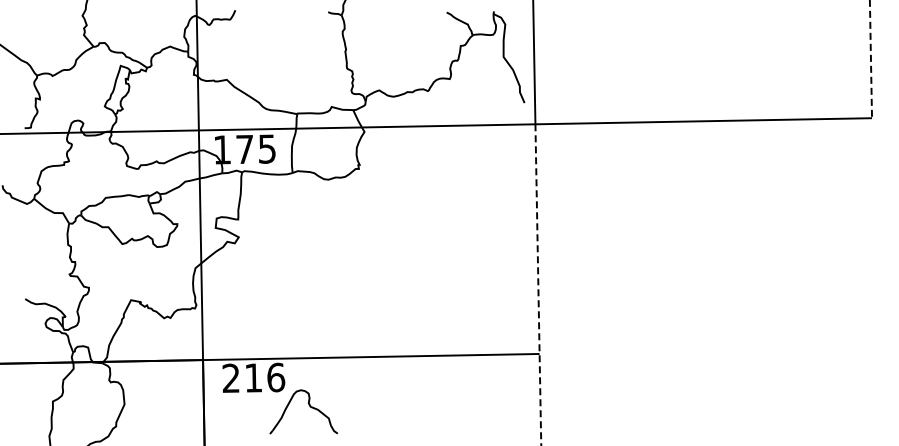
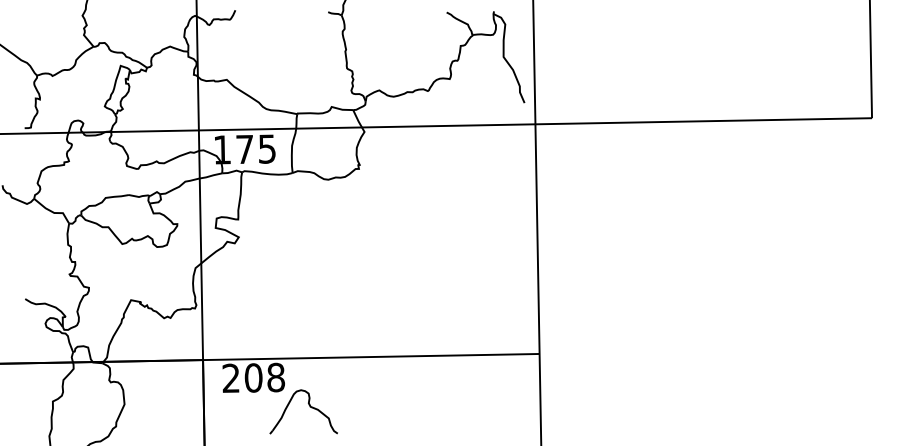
line: dashed -> solid (870, 59)
line: dashed -> solid (538, 285)
text: 216 -> 208 (264, 377)
